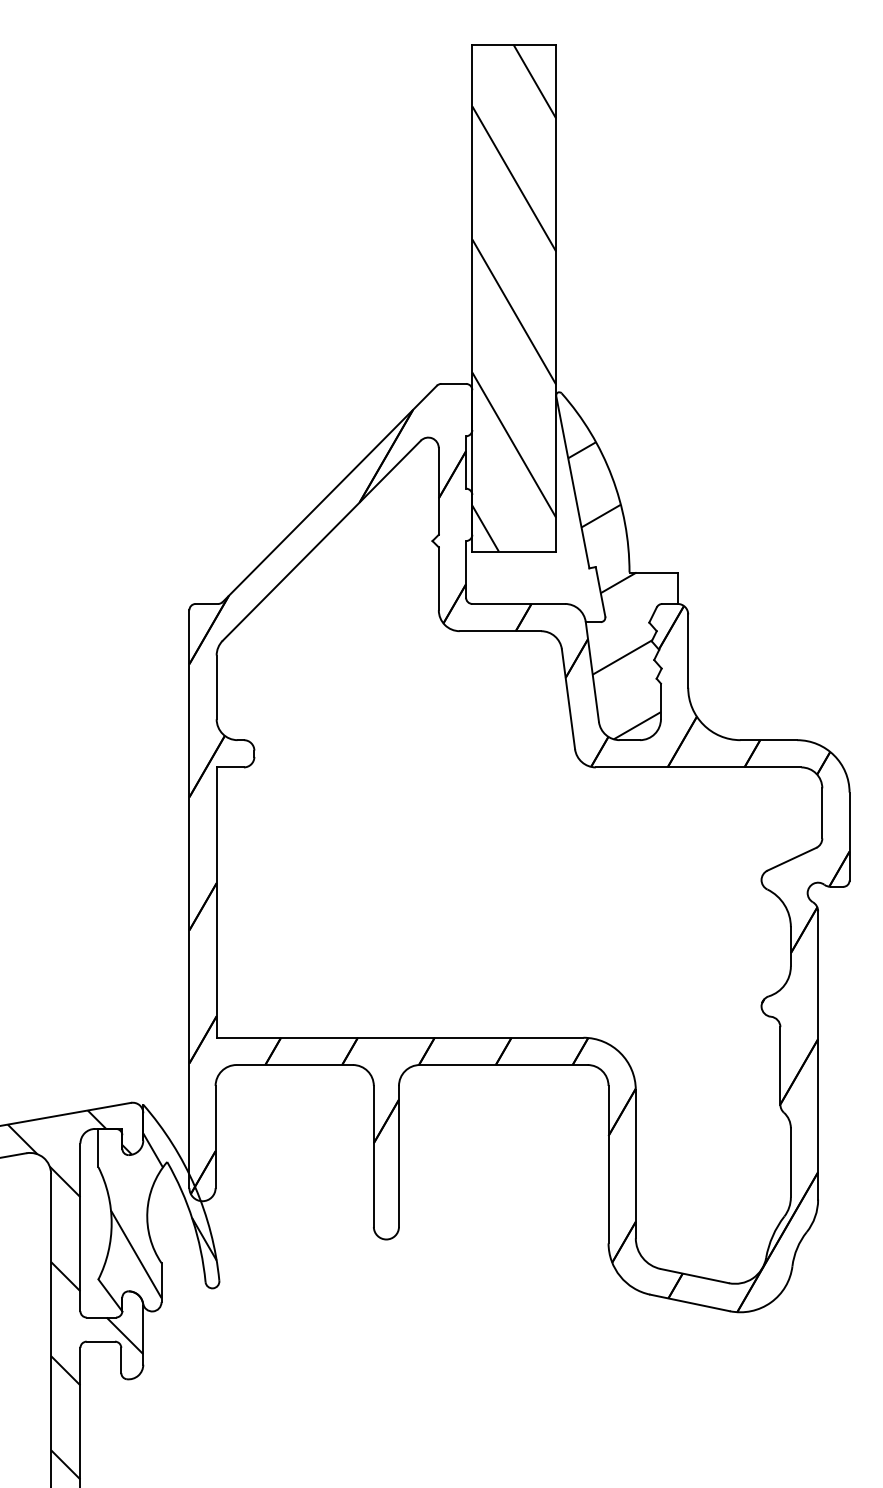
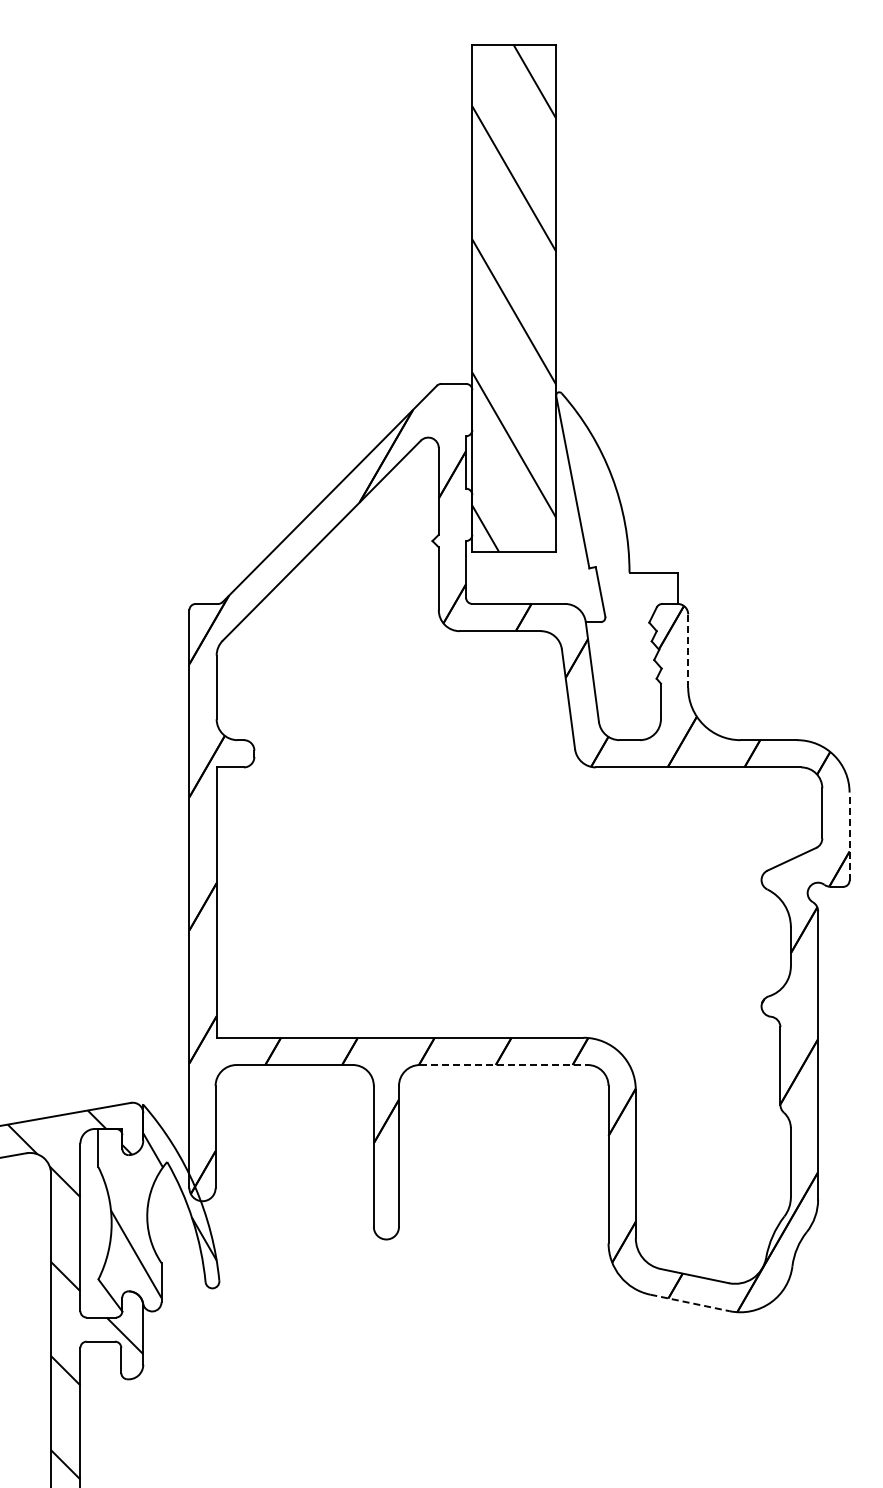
hatch: present -> none (614, 590)
line: solid -> dashed (688, 651)
line: solid -> dashed (849, 836)
line: solid -> dashed (503, 1065)
line: solid -> dashed (690, 1302)
